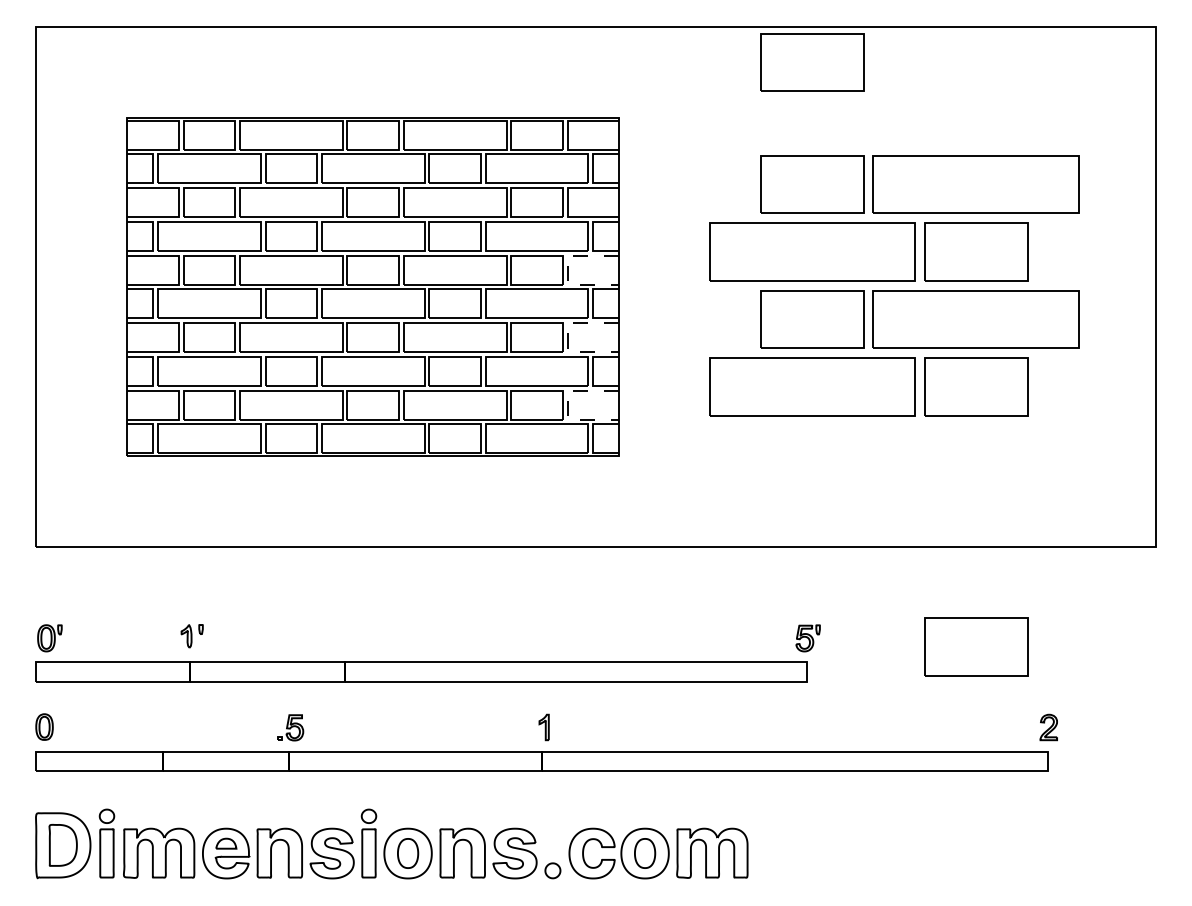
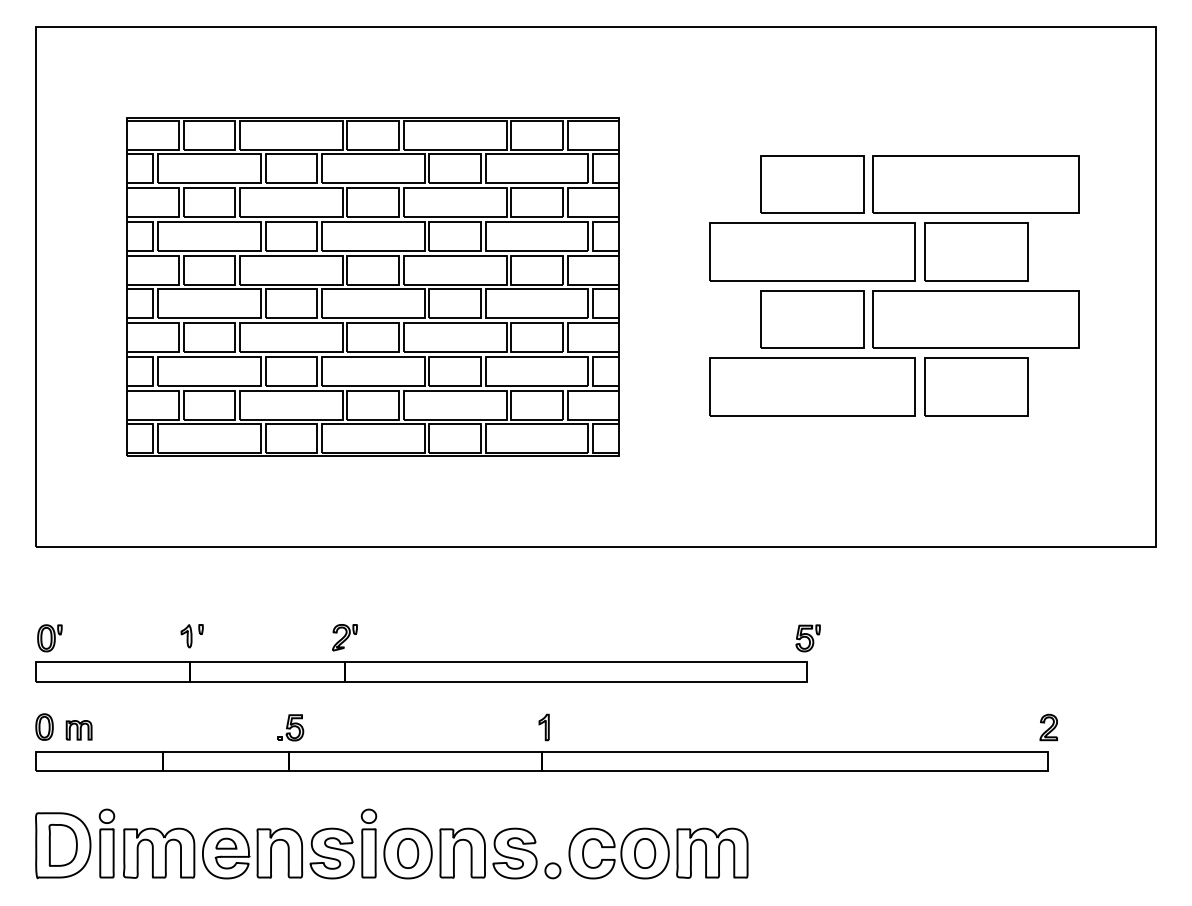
part: present -> none (812, 62)
line: dashed -> solid (567, 270)
line: dashed -> solid (567, 338)
line: dashed -> solid (567, 405)
part: none -> present (344, 637)
part: present -> none (976, 646)
part: none -> present (78, 730)
